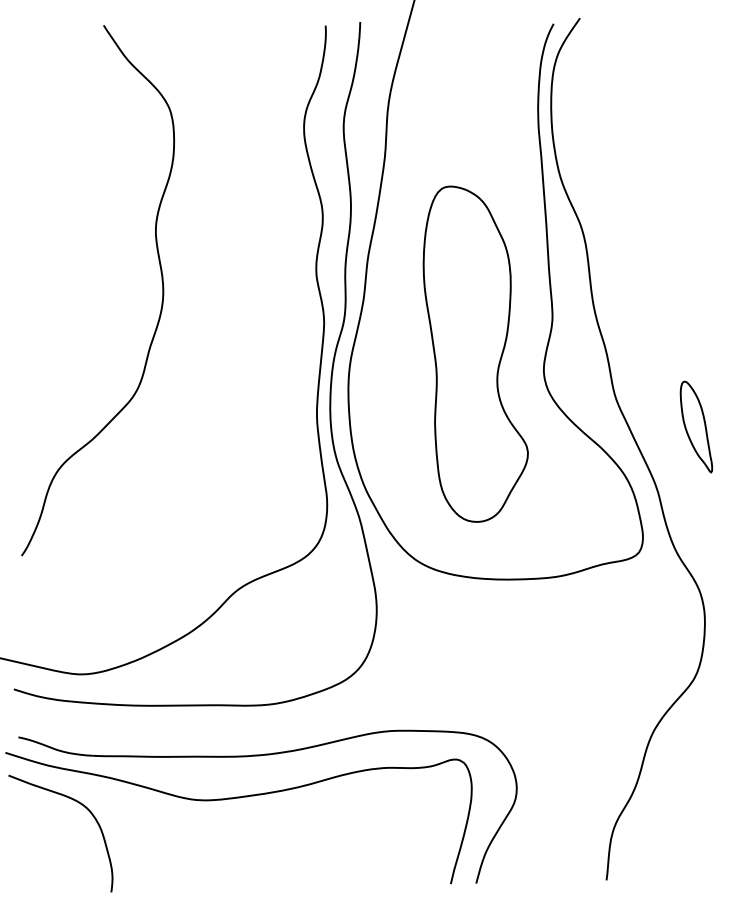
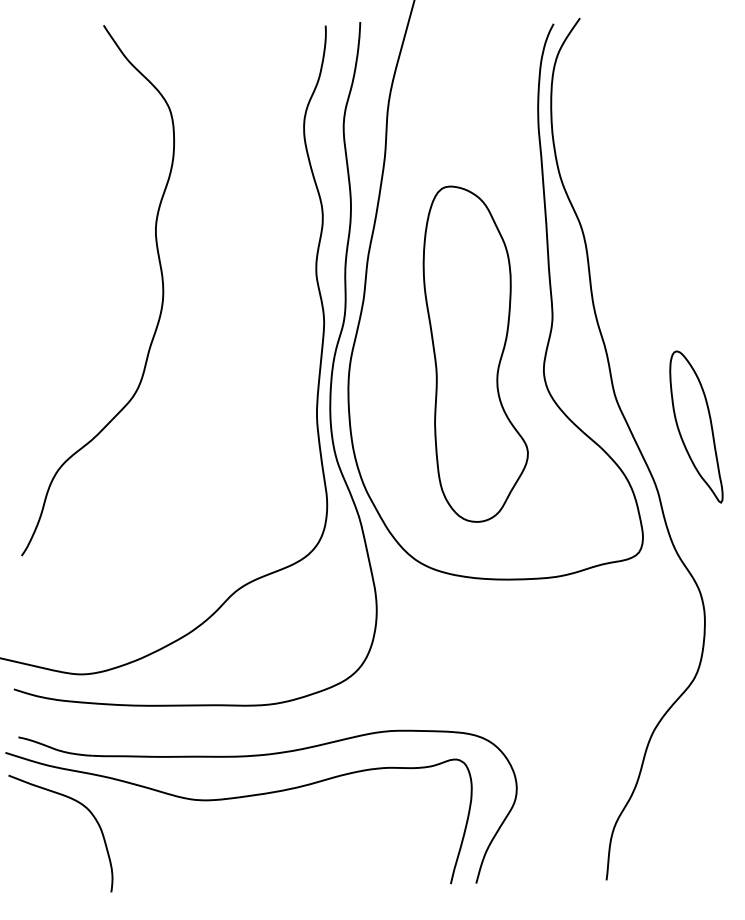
part size: 35x94 px -> 55x154 px (696, 426)
